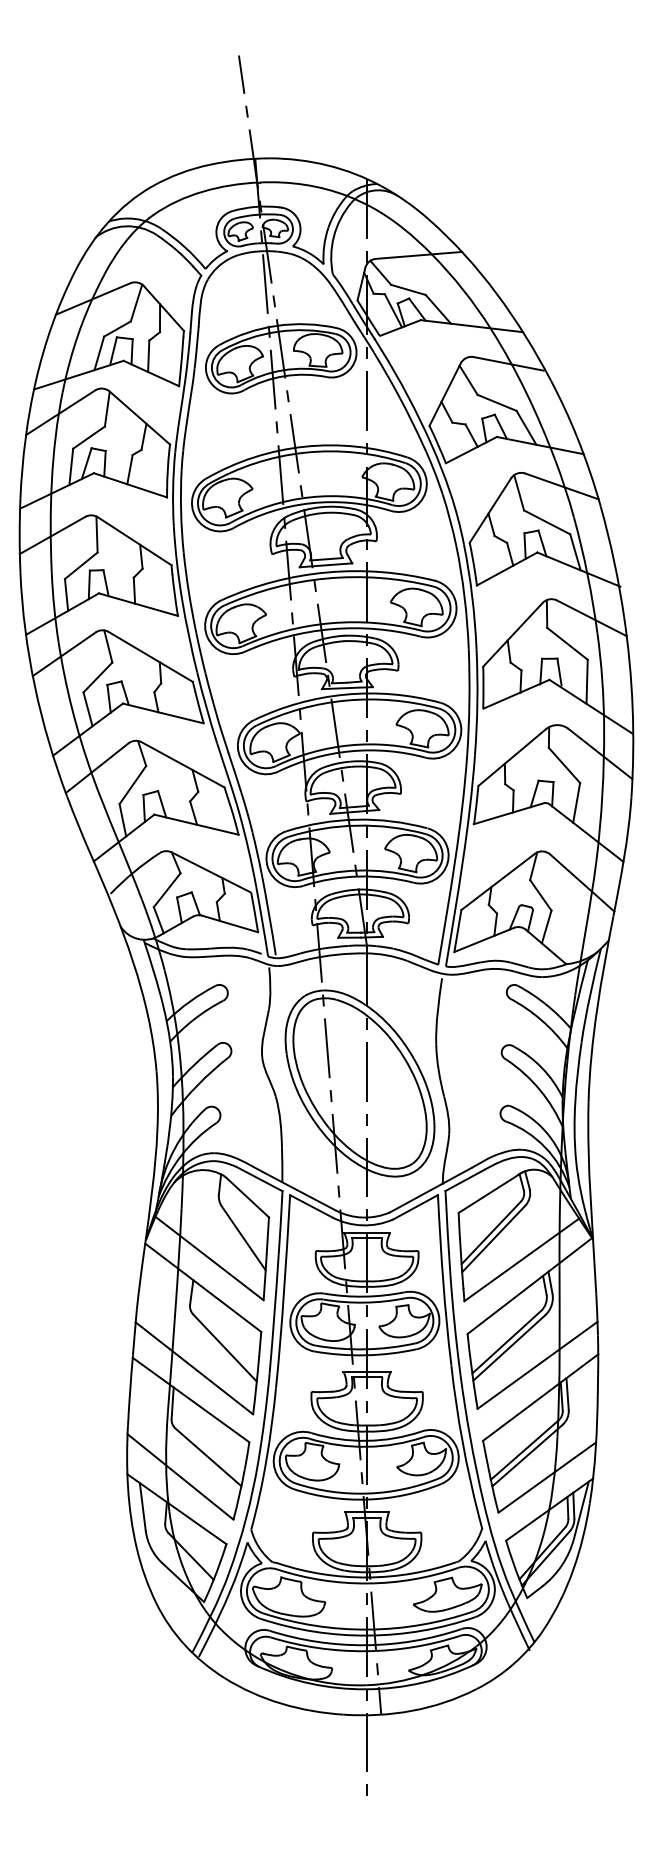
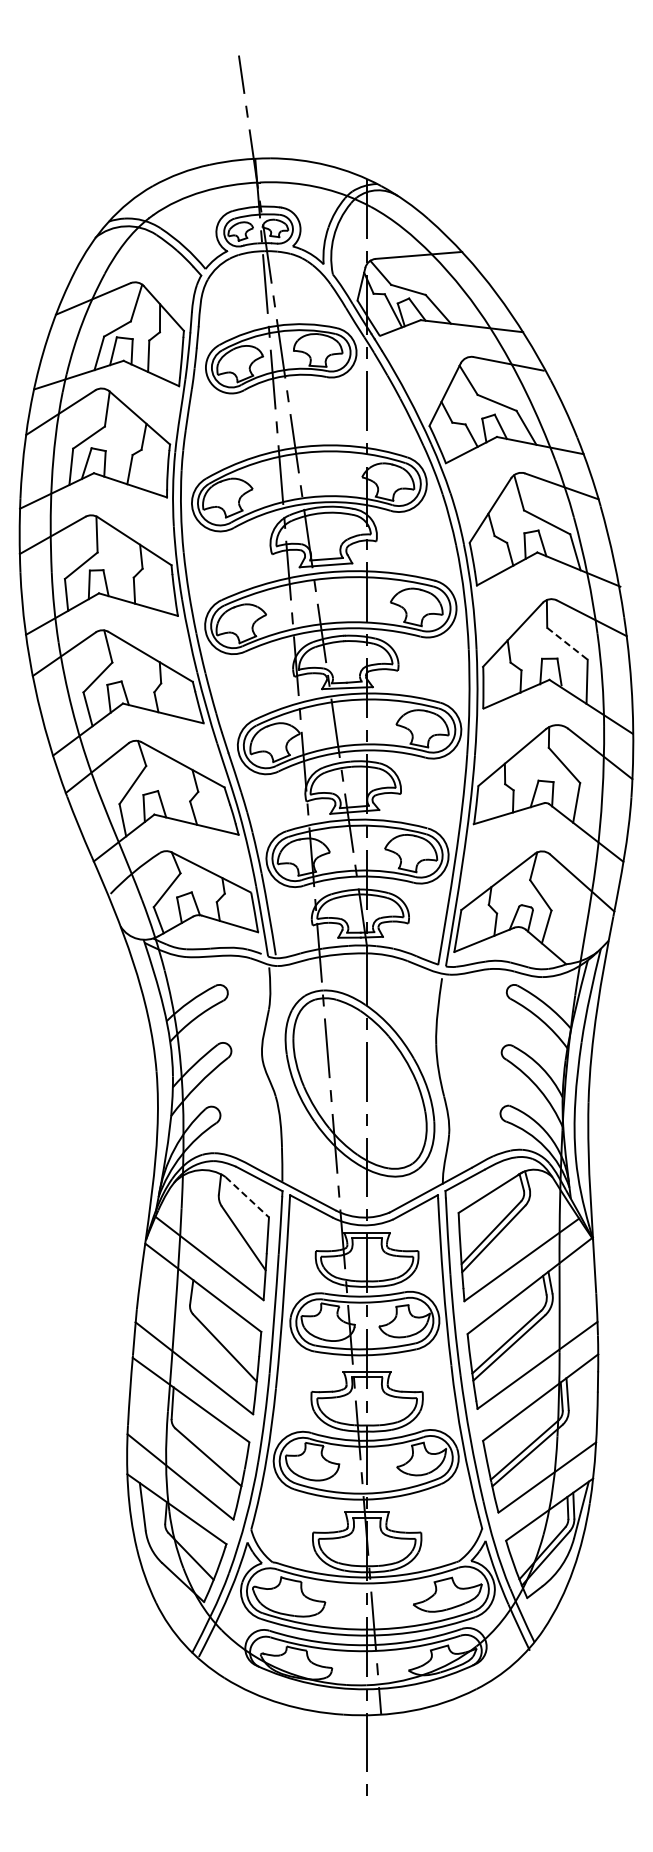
line: solid -> dashed (567, 643)
line: solid -> dashed (247, 1197)
